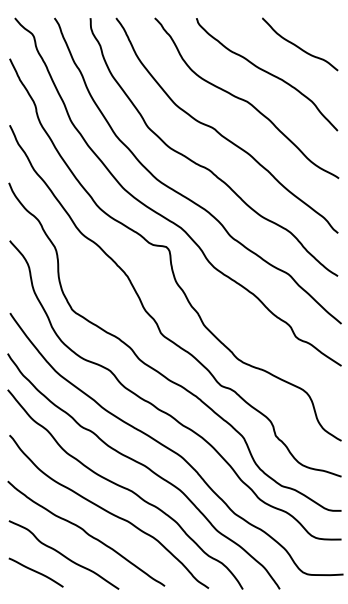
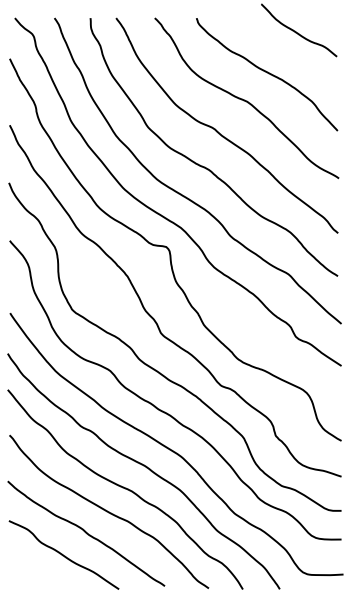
curve position: (299, 46) -> (298, 32) (298, 32)
curve: present -> none (35, 572)
